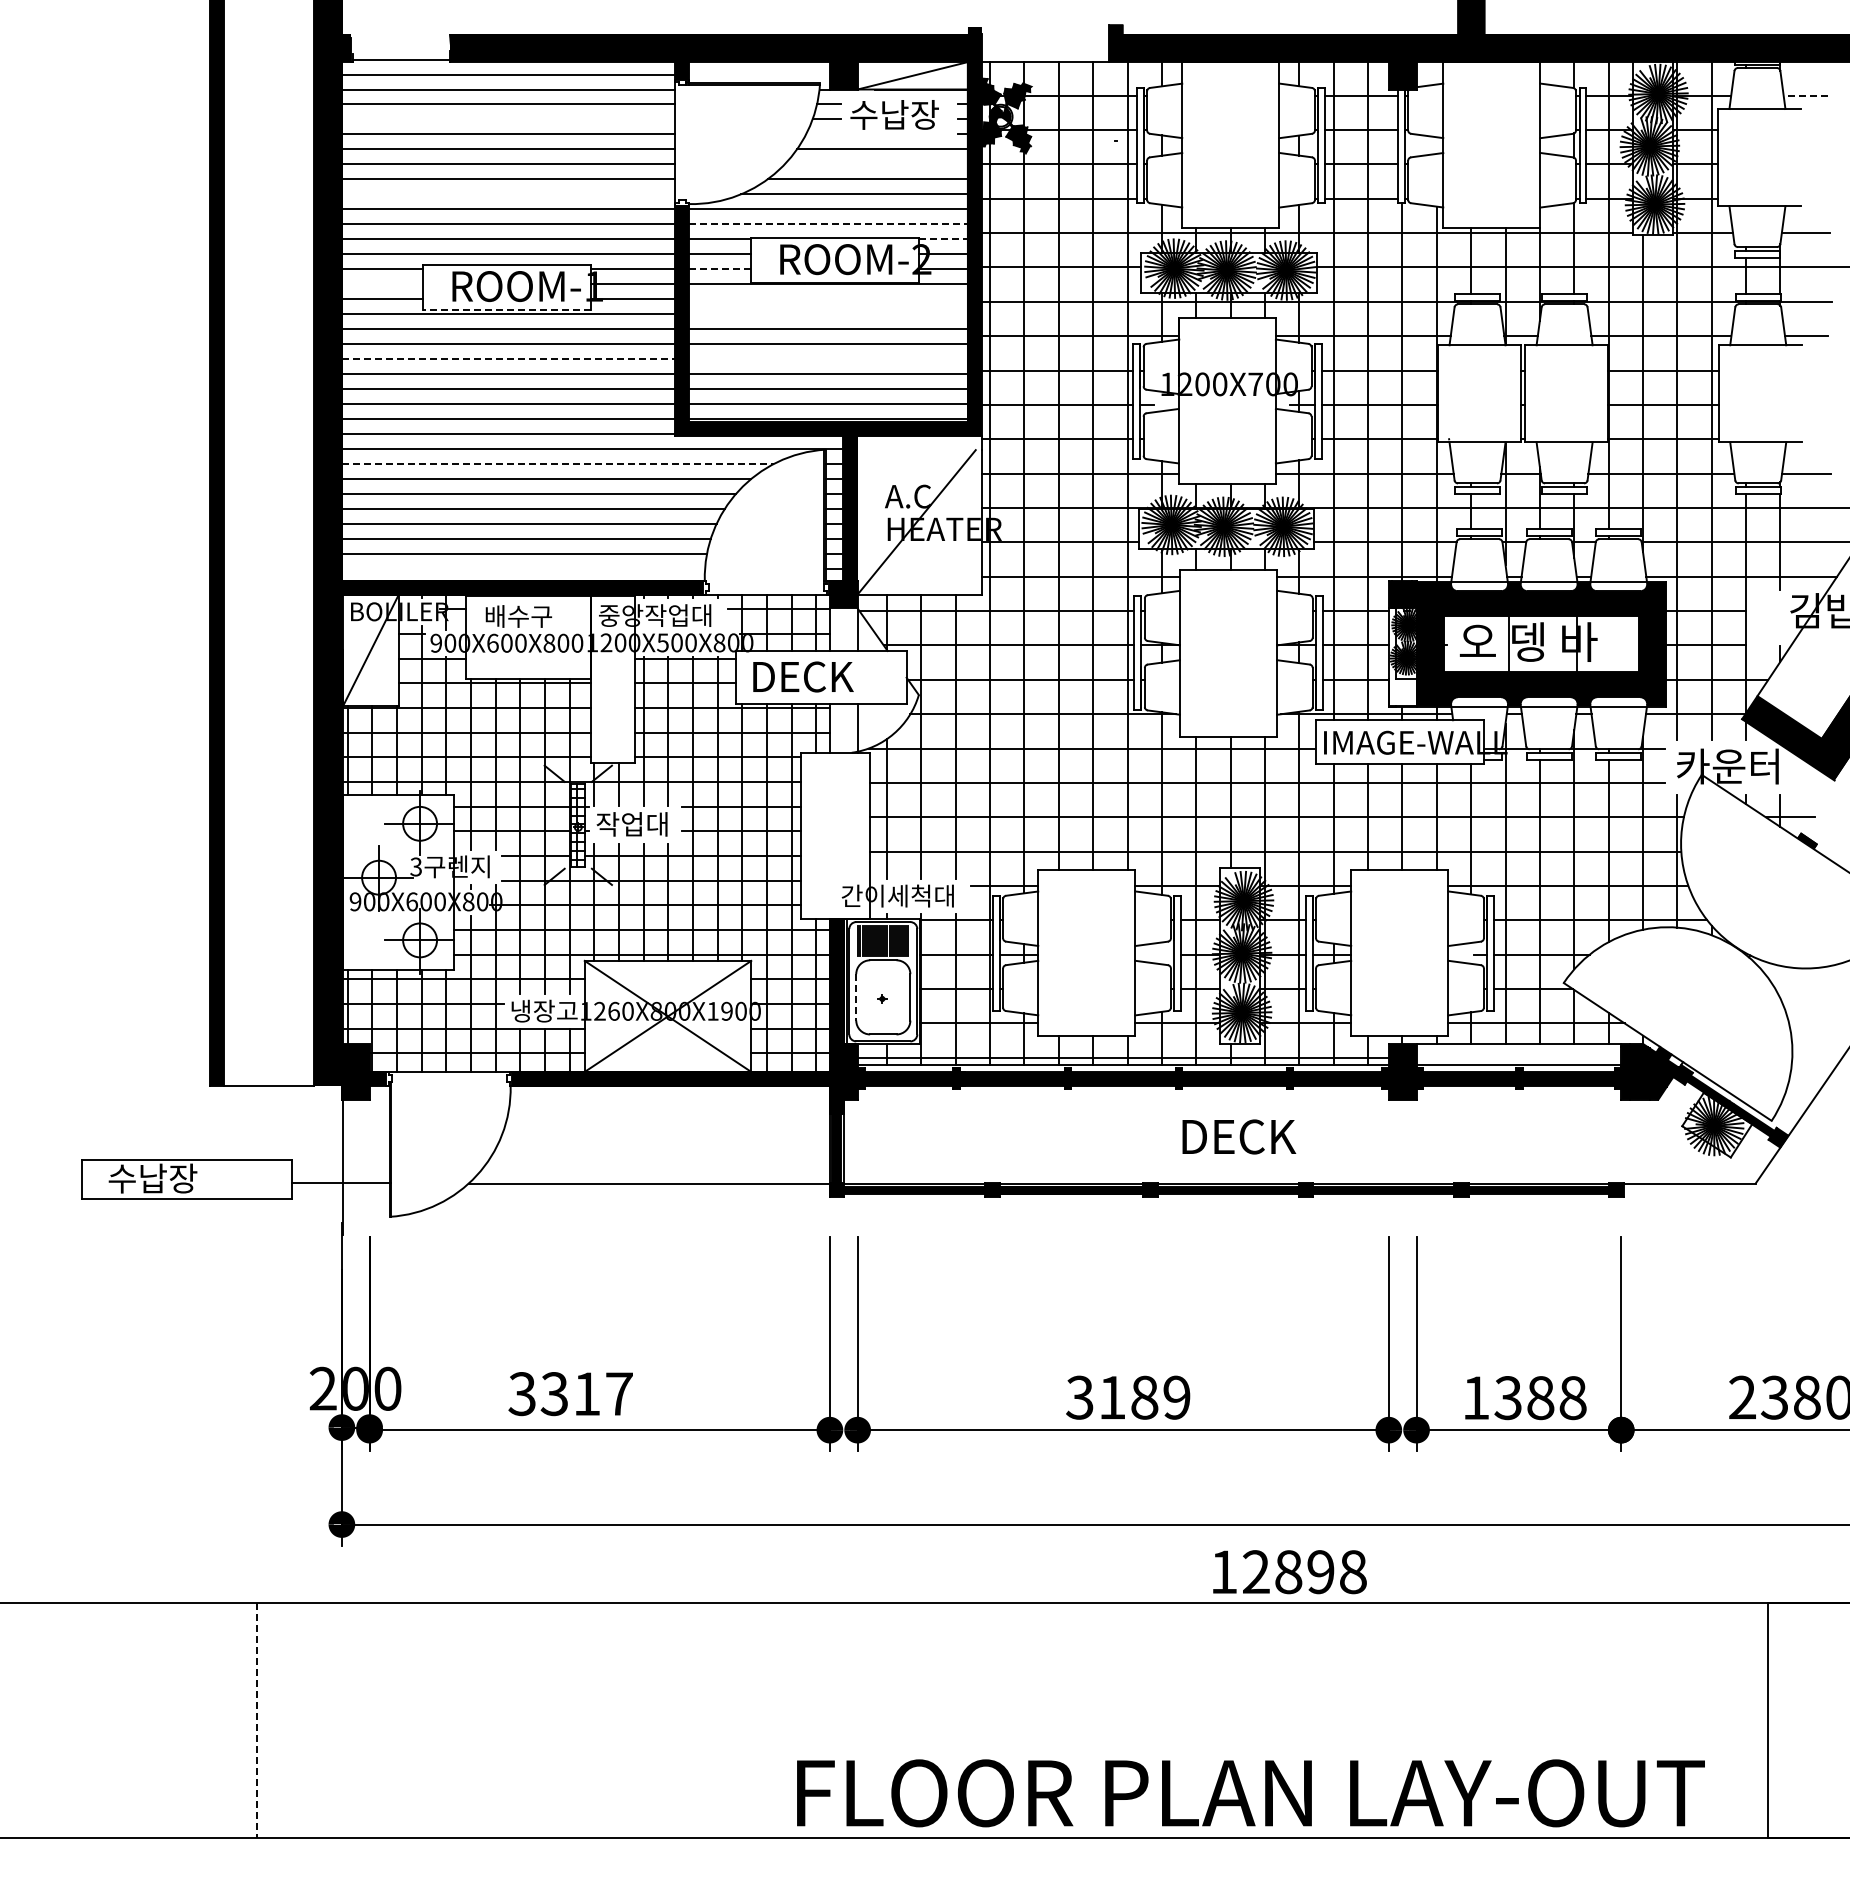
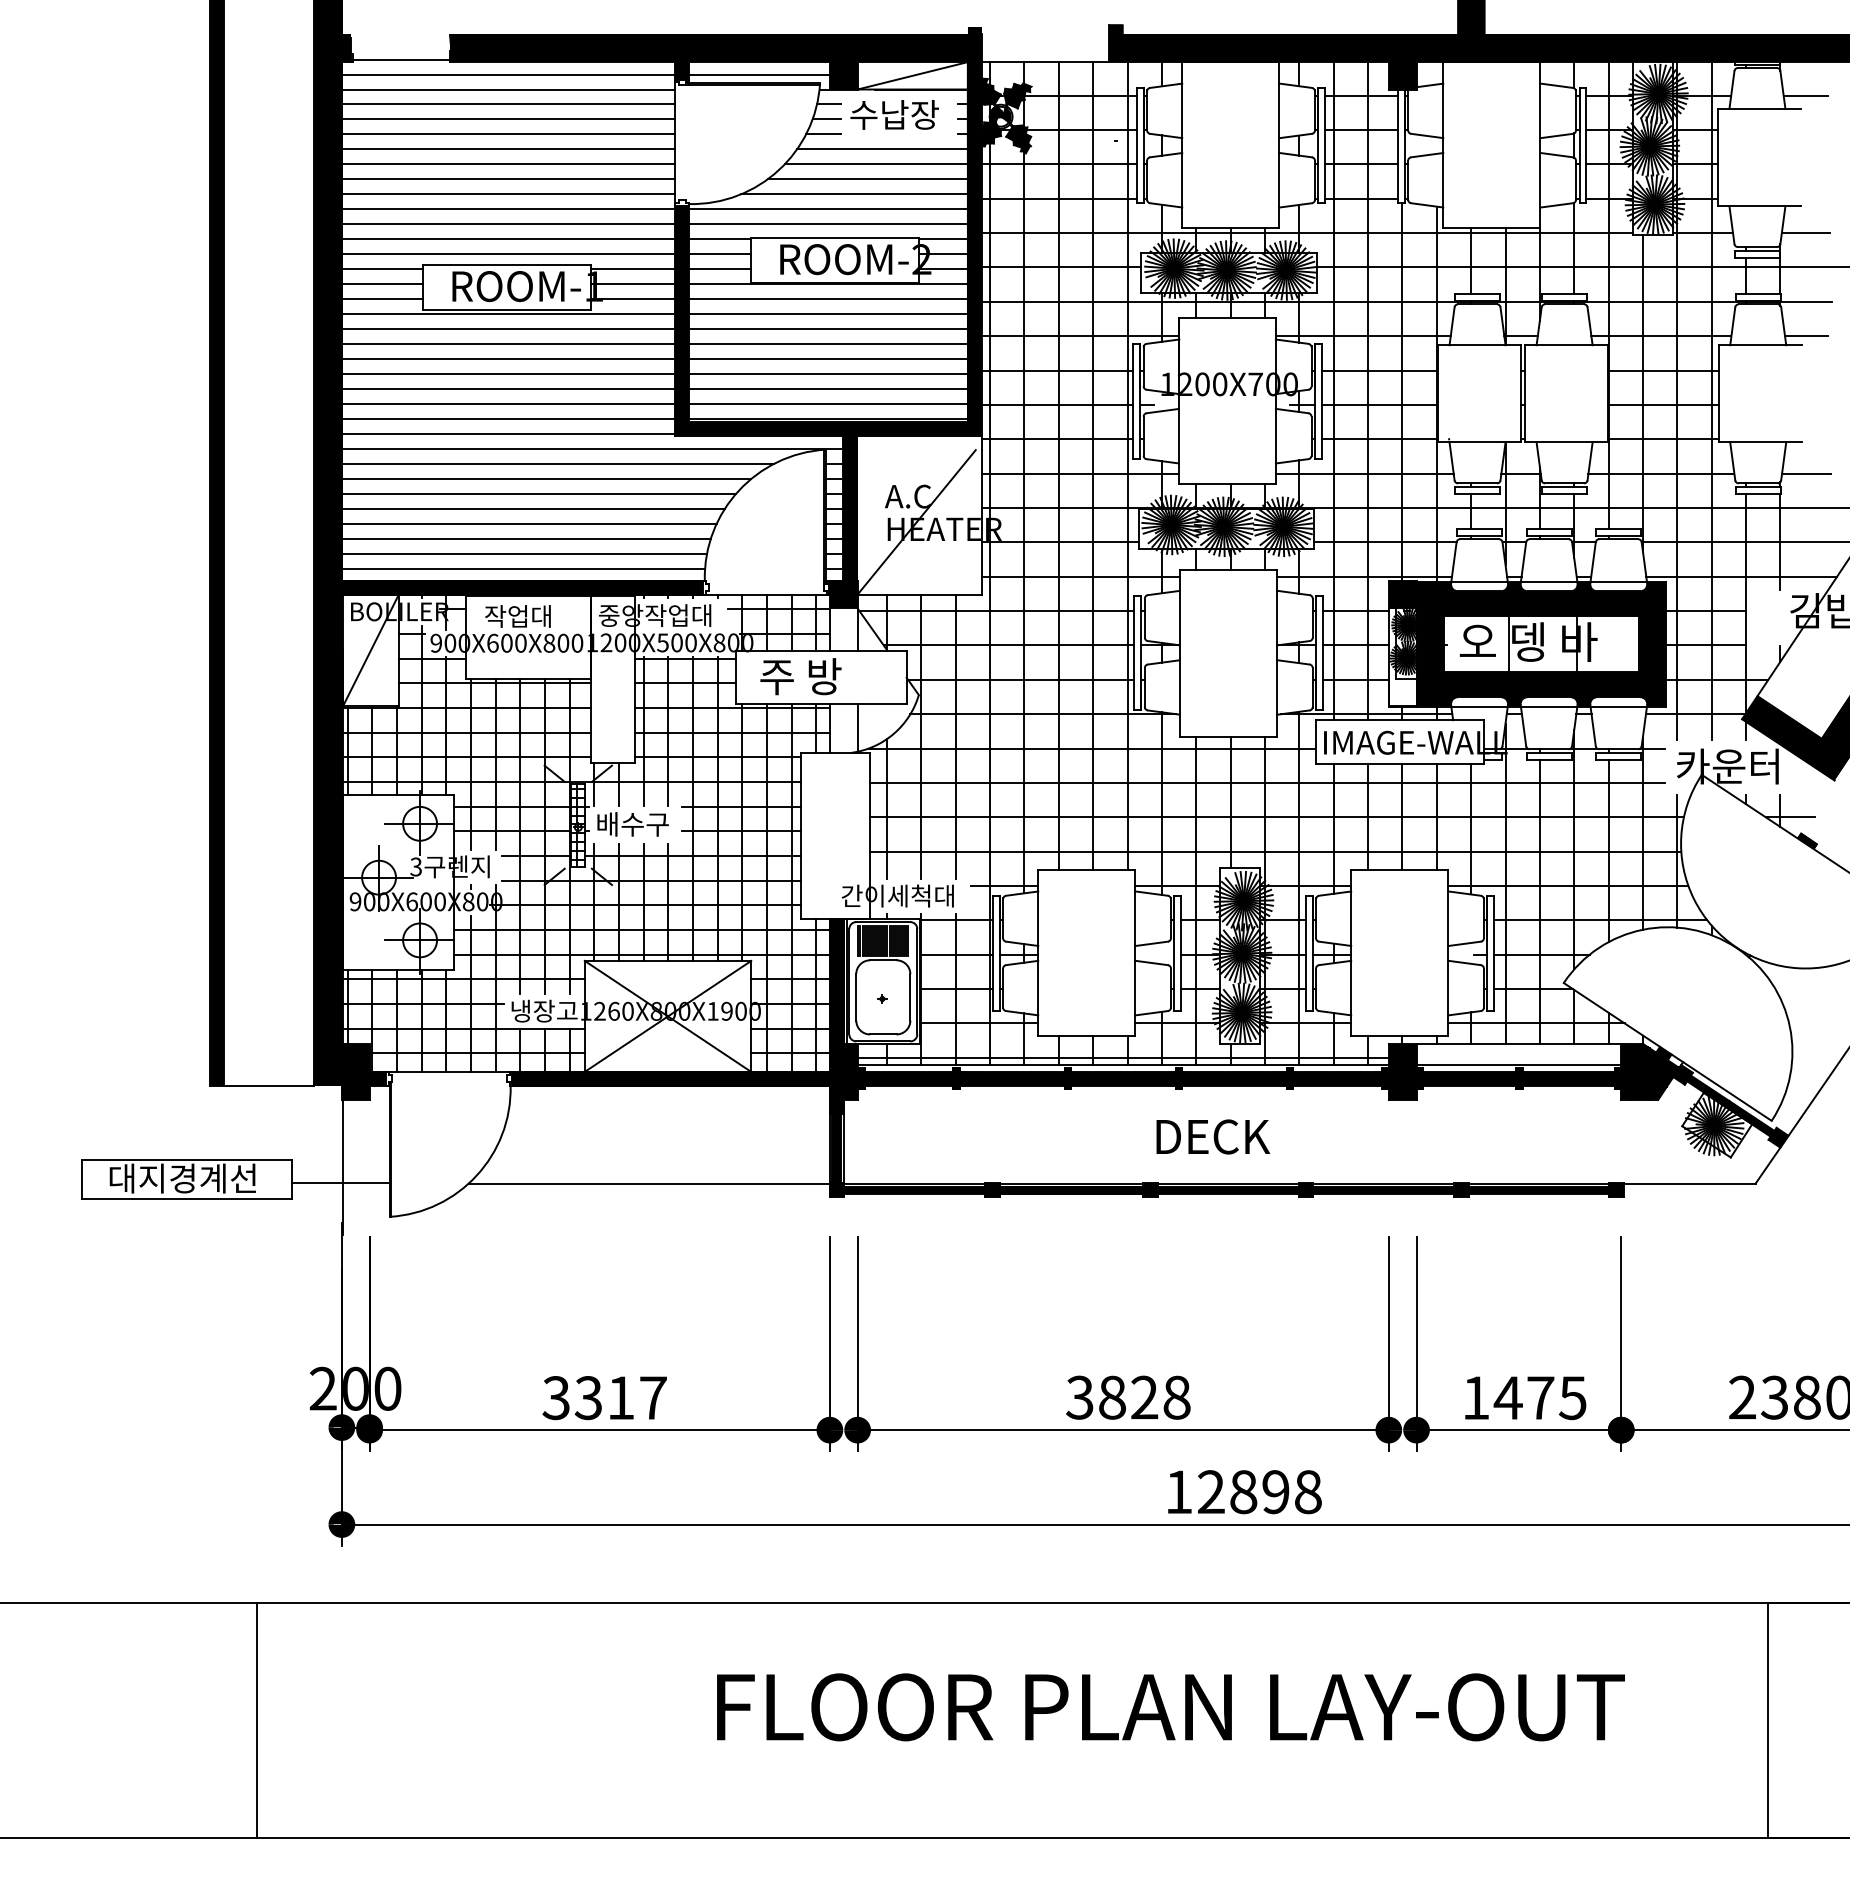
line: none -> present (759, 74)
line: dashed -> solid (1805, 95)
line: none -> present (508, 119)
line: none -> present (823, 134)
line: none -> present (875, 164)
line: none -> present (508, 194)
line: dashed -> solid (828, 224)
line: dashed -> solid (943, 239)
line: dashed -> solid (719, 269)
line: none -> present (382, 284)
line: none -> present (828, 299)
line: dashed -> solid (506, 309)
line: none -> present (828, 314)
line: dashed -> solid (508, 359)
line: none -> present (828, 359)
line: dashed -> solid (558, 463)
line: none -> present (523, 568)
text: 배수구 -> 작업대 (518, 616)
text: DECK -> 주 방 (803, 676)
text: 작업대 -> 배수구 (632, 824)
line: dashed -> solid (856, 997)
text position: (1239, 1136) -> (1213, 1136) (1213, 1136)
text: 수납장 -> 대지경계선 (181, 1178)
text position: (570, 1394) -> (604, 1398) (604, 1398)
text: 3189 -> 3828 (1144, 1397)
text: 1388 -> 1475 (1539, 1398)
text position: (1289, 1572) -> (1244, 1492) (1244, 1492)
line: dashed -> solid (256, 1720)
text position: (1250, 1793) -> (1170, 1707) (1170, 1707)
